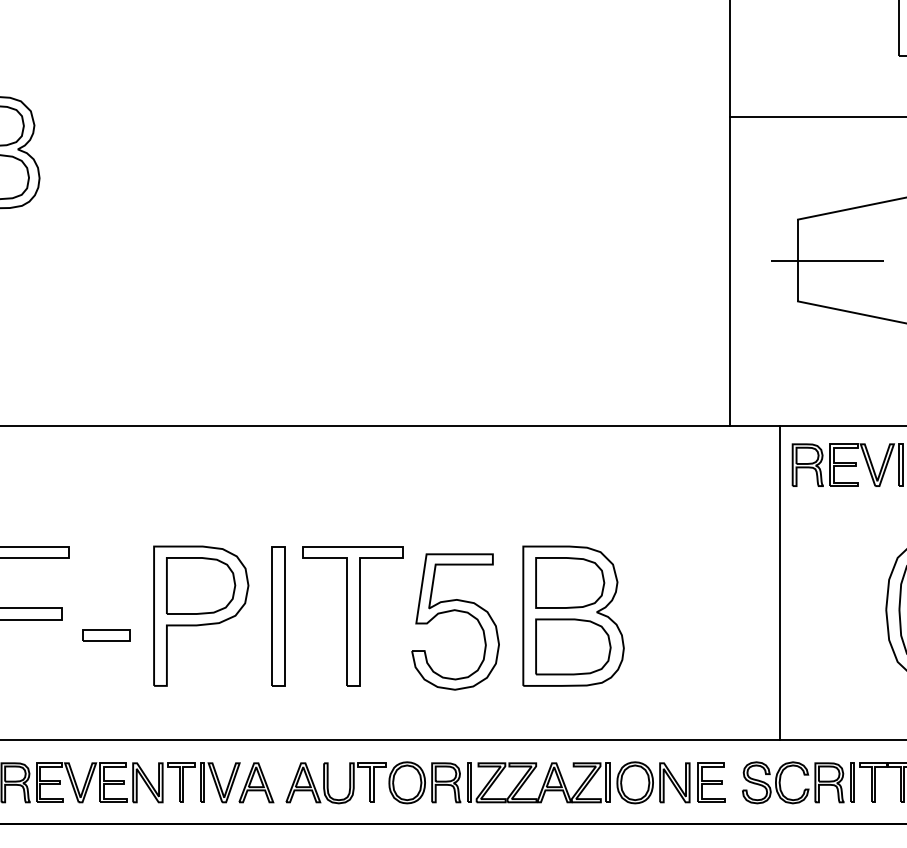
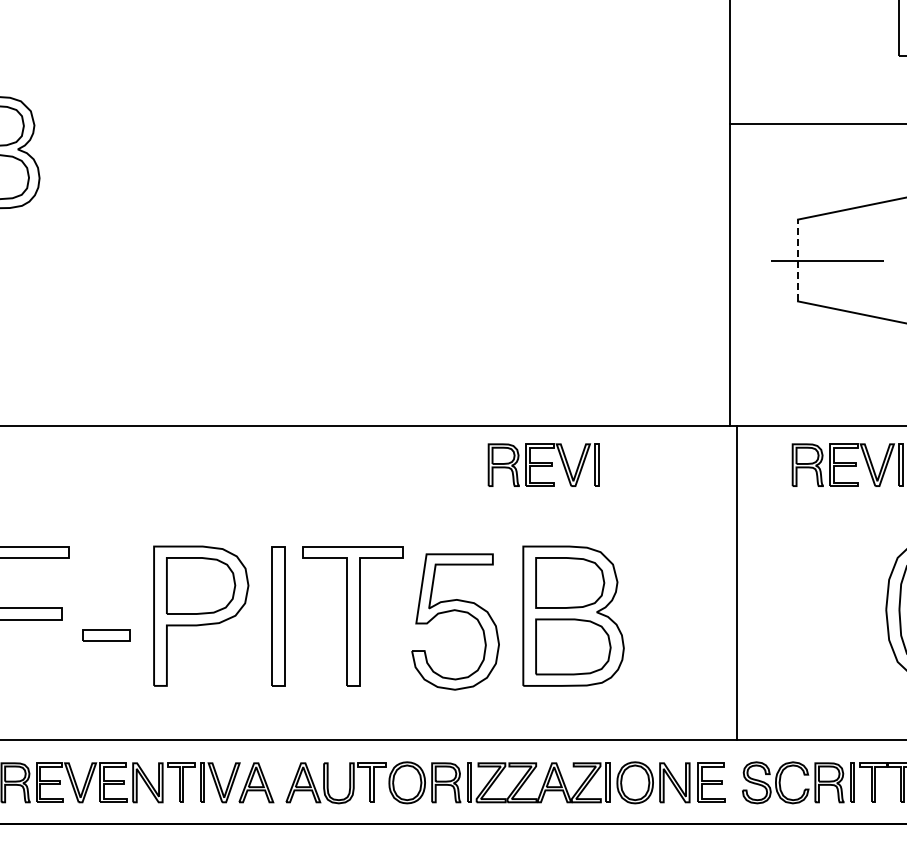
line position: (816, 116) -> (816, 123) (816, 123)
line: solid -> dashed (798, 260)
part: none -> present (543, 464)
line position: (779, 582) -> (736, 582) (736, 582)
